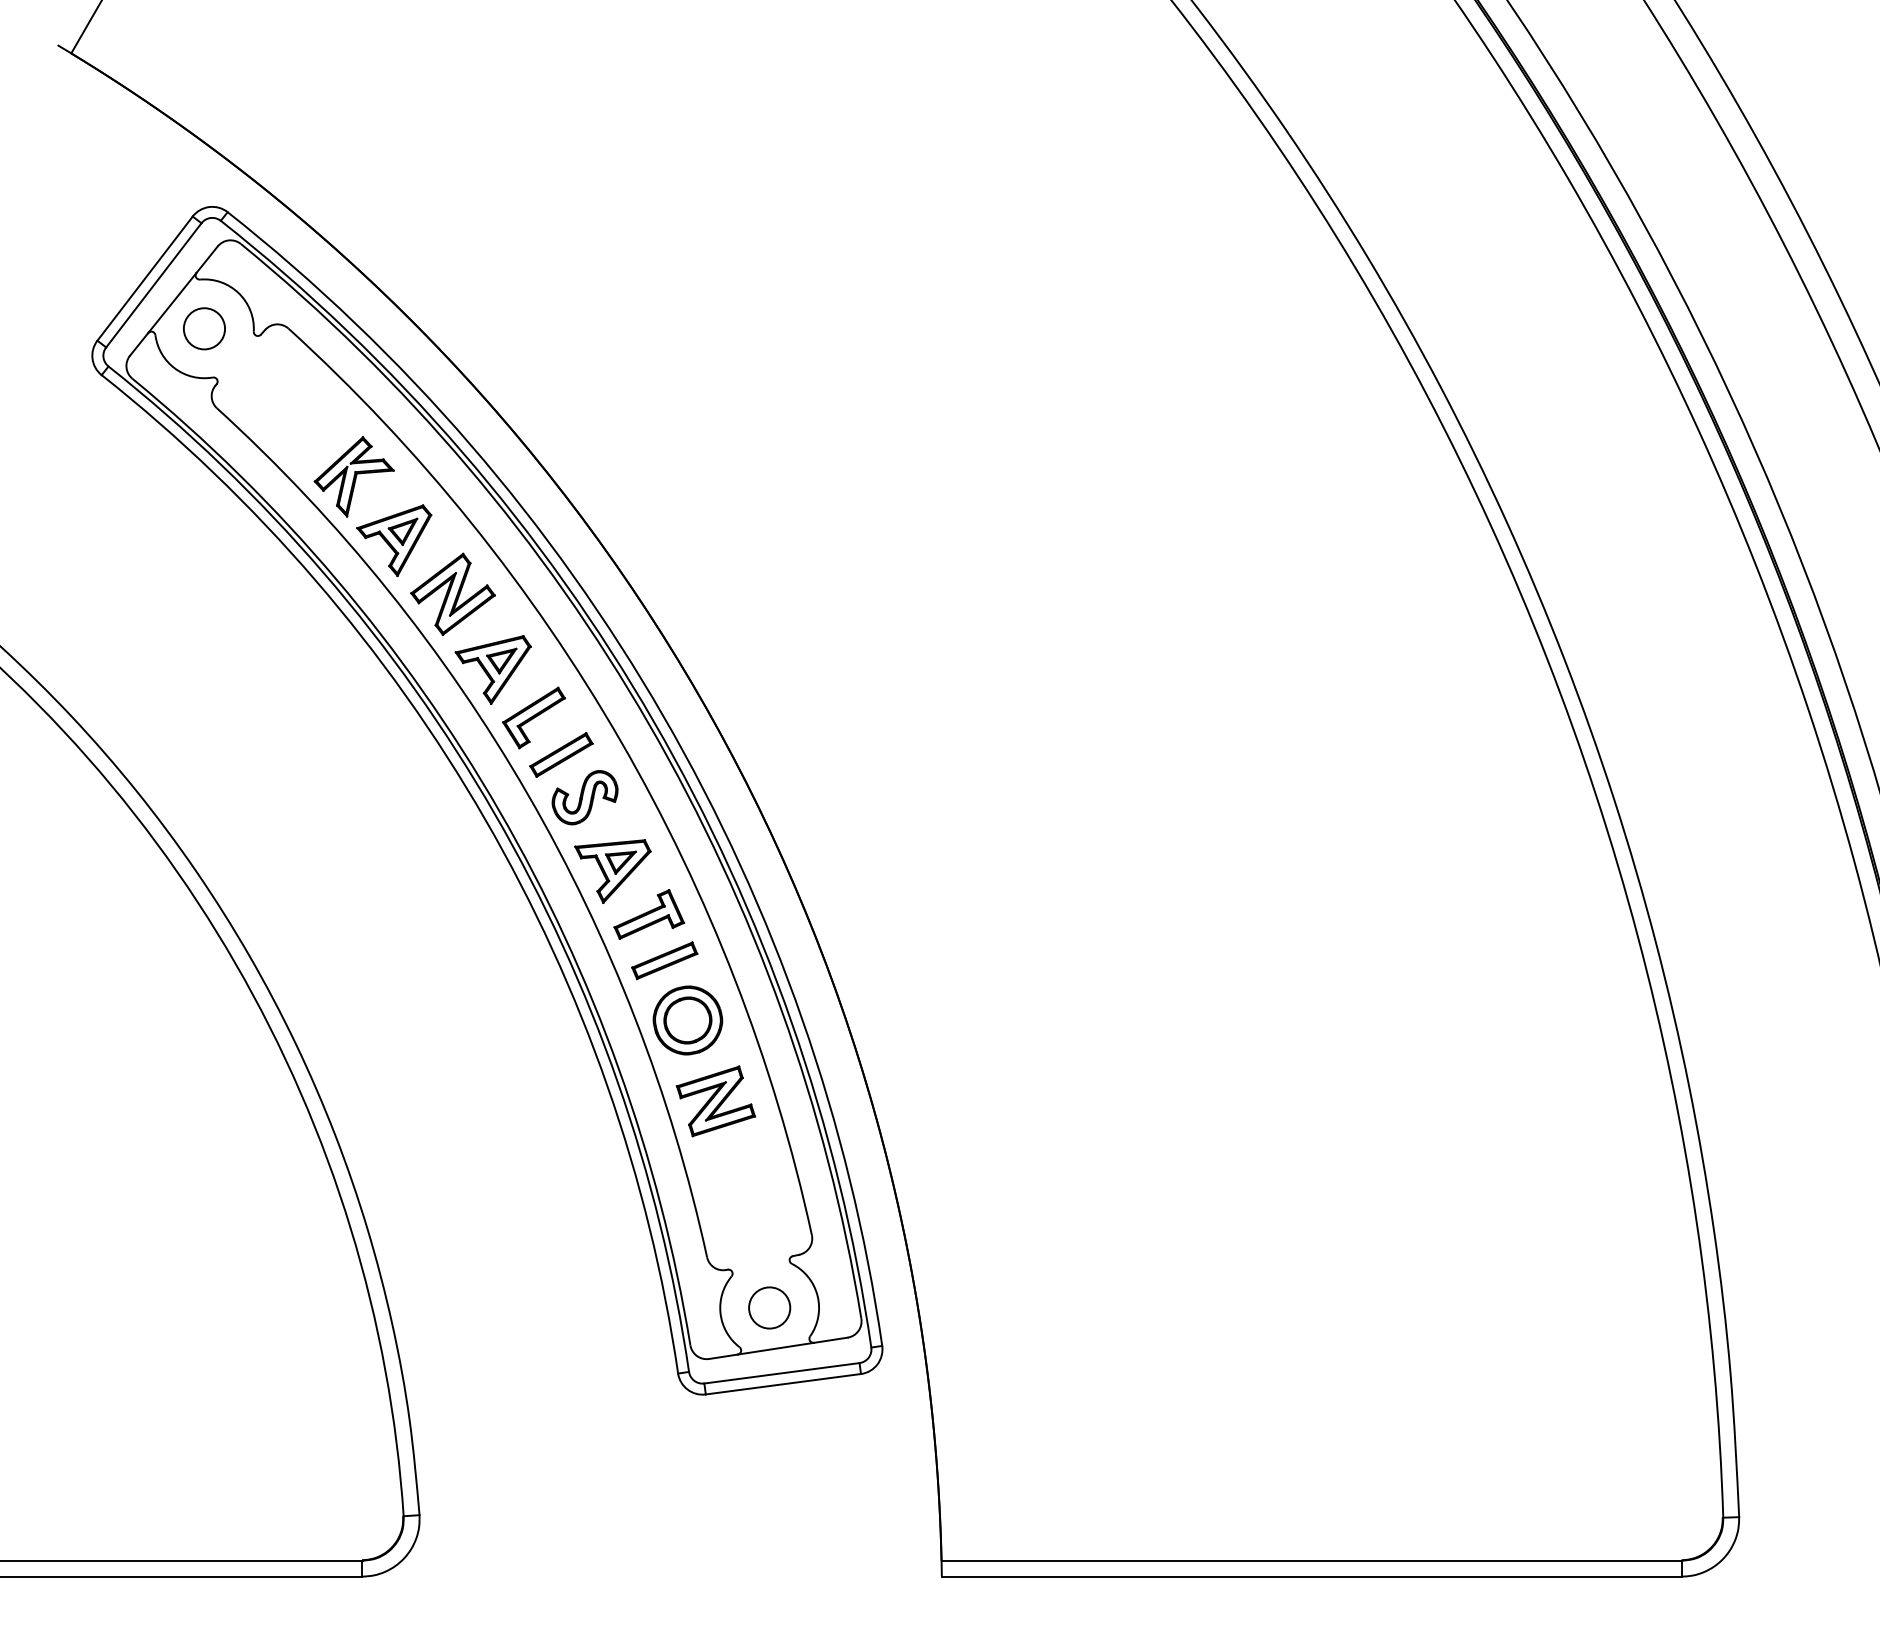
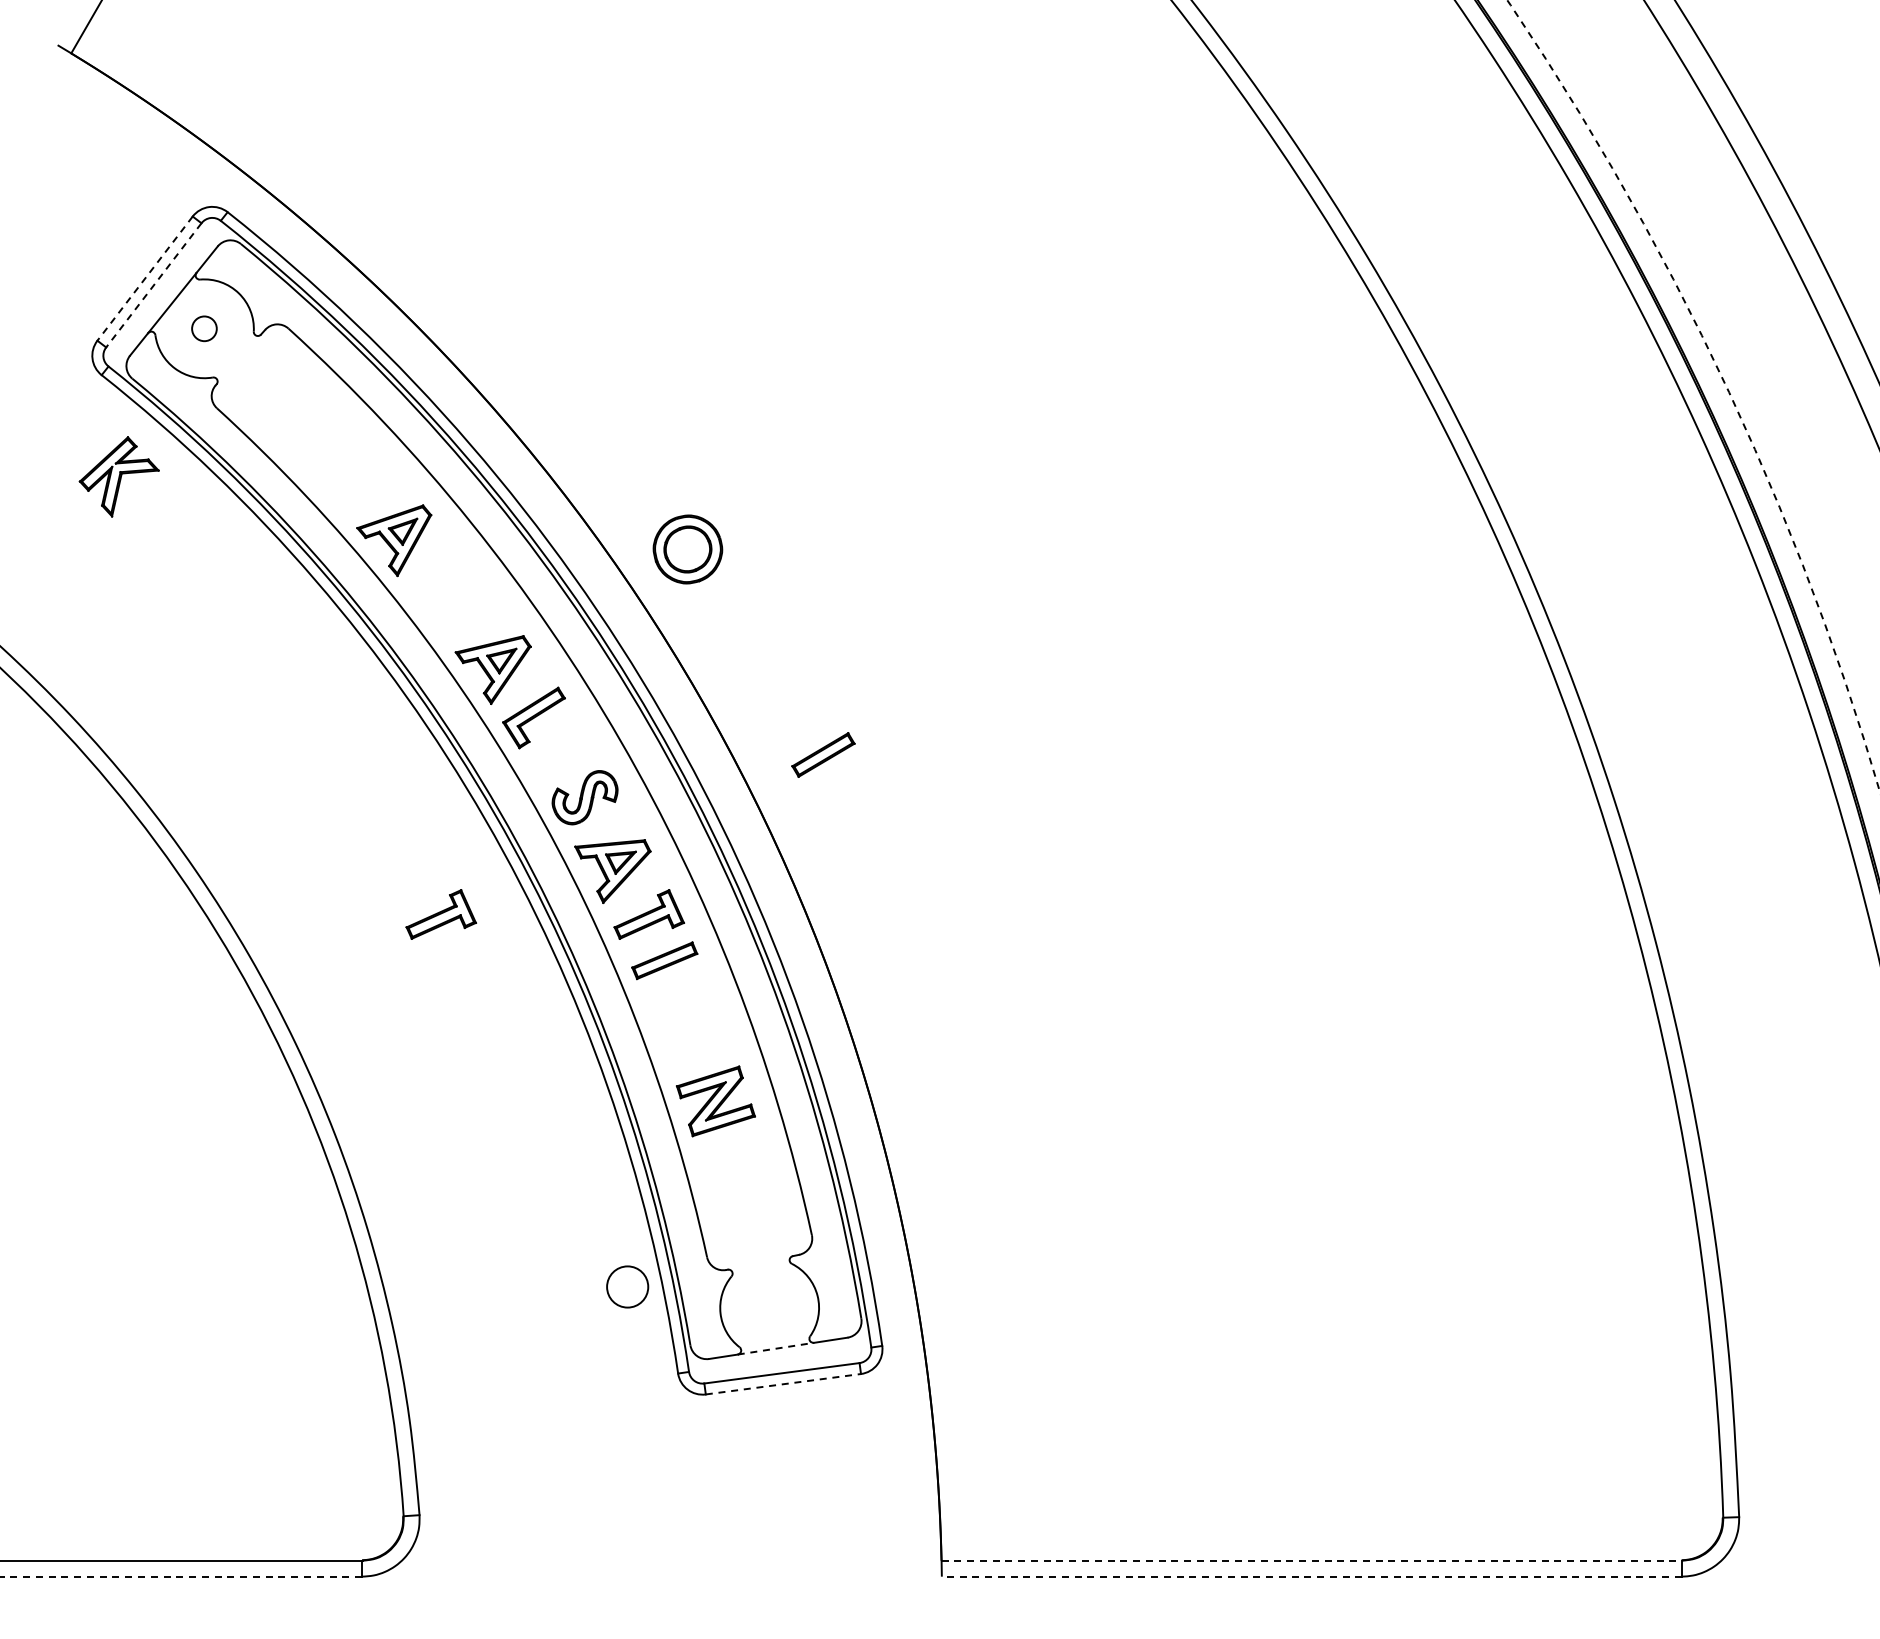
line: solid -> dashed (144, 279)
line: solid -> dashed (153, 285)
circle diameter: 41 px -> 25 px (204, 328)
arc: solid -> dashed (1723, 381)
part position: (353, 476) -> (118, 476) (118, 476)
part: present -> none (452, 593)
part position: (561, 754) -> (823, 754) (823, 754)
part: none -> present (440, 914)
part position: (687, 1020) -> (687, 549) (687, 549)
circle position: (769, 1307) -> (627, 1286) (627, 1286)
line: solid -> dashed (775, 1348)
line: solid -> dashed (783, 1384)
line: solid -> dashed (1312, 1560)
line: solid -> dashed (181, 1576)
line: solid -> dashed (1311, 1576)
